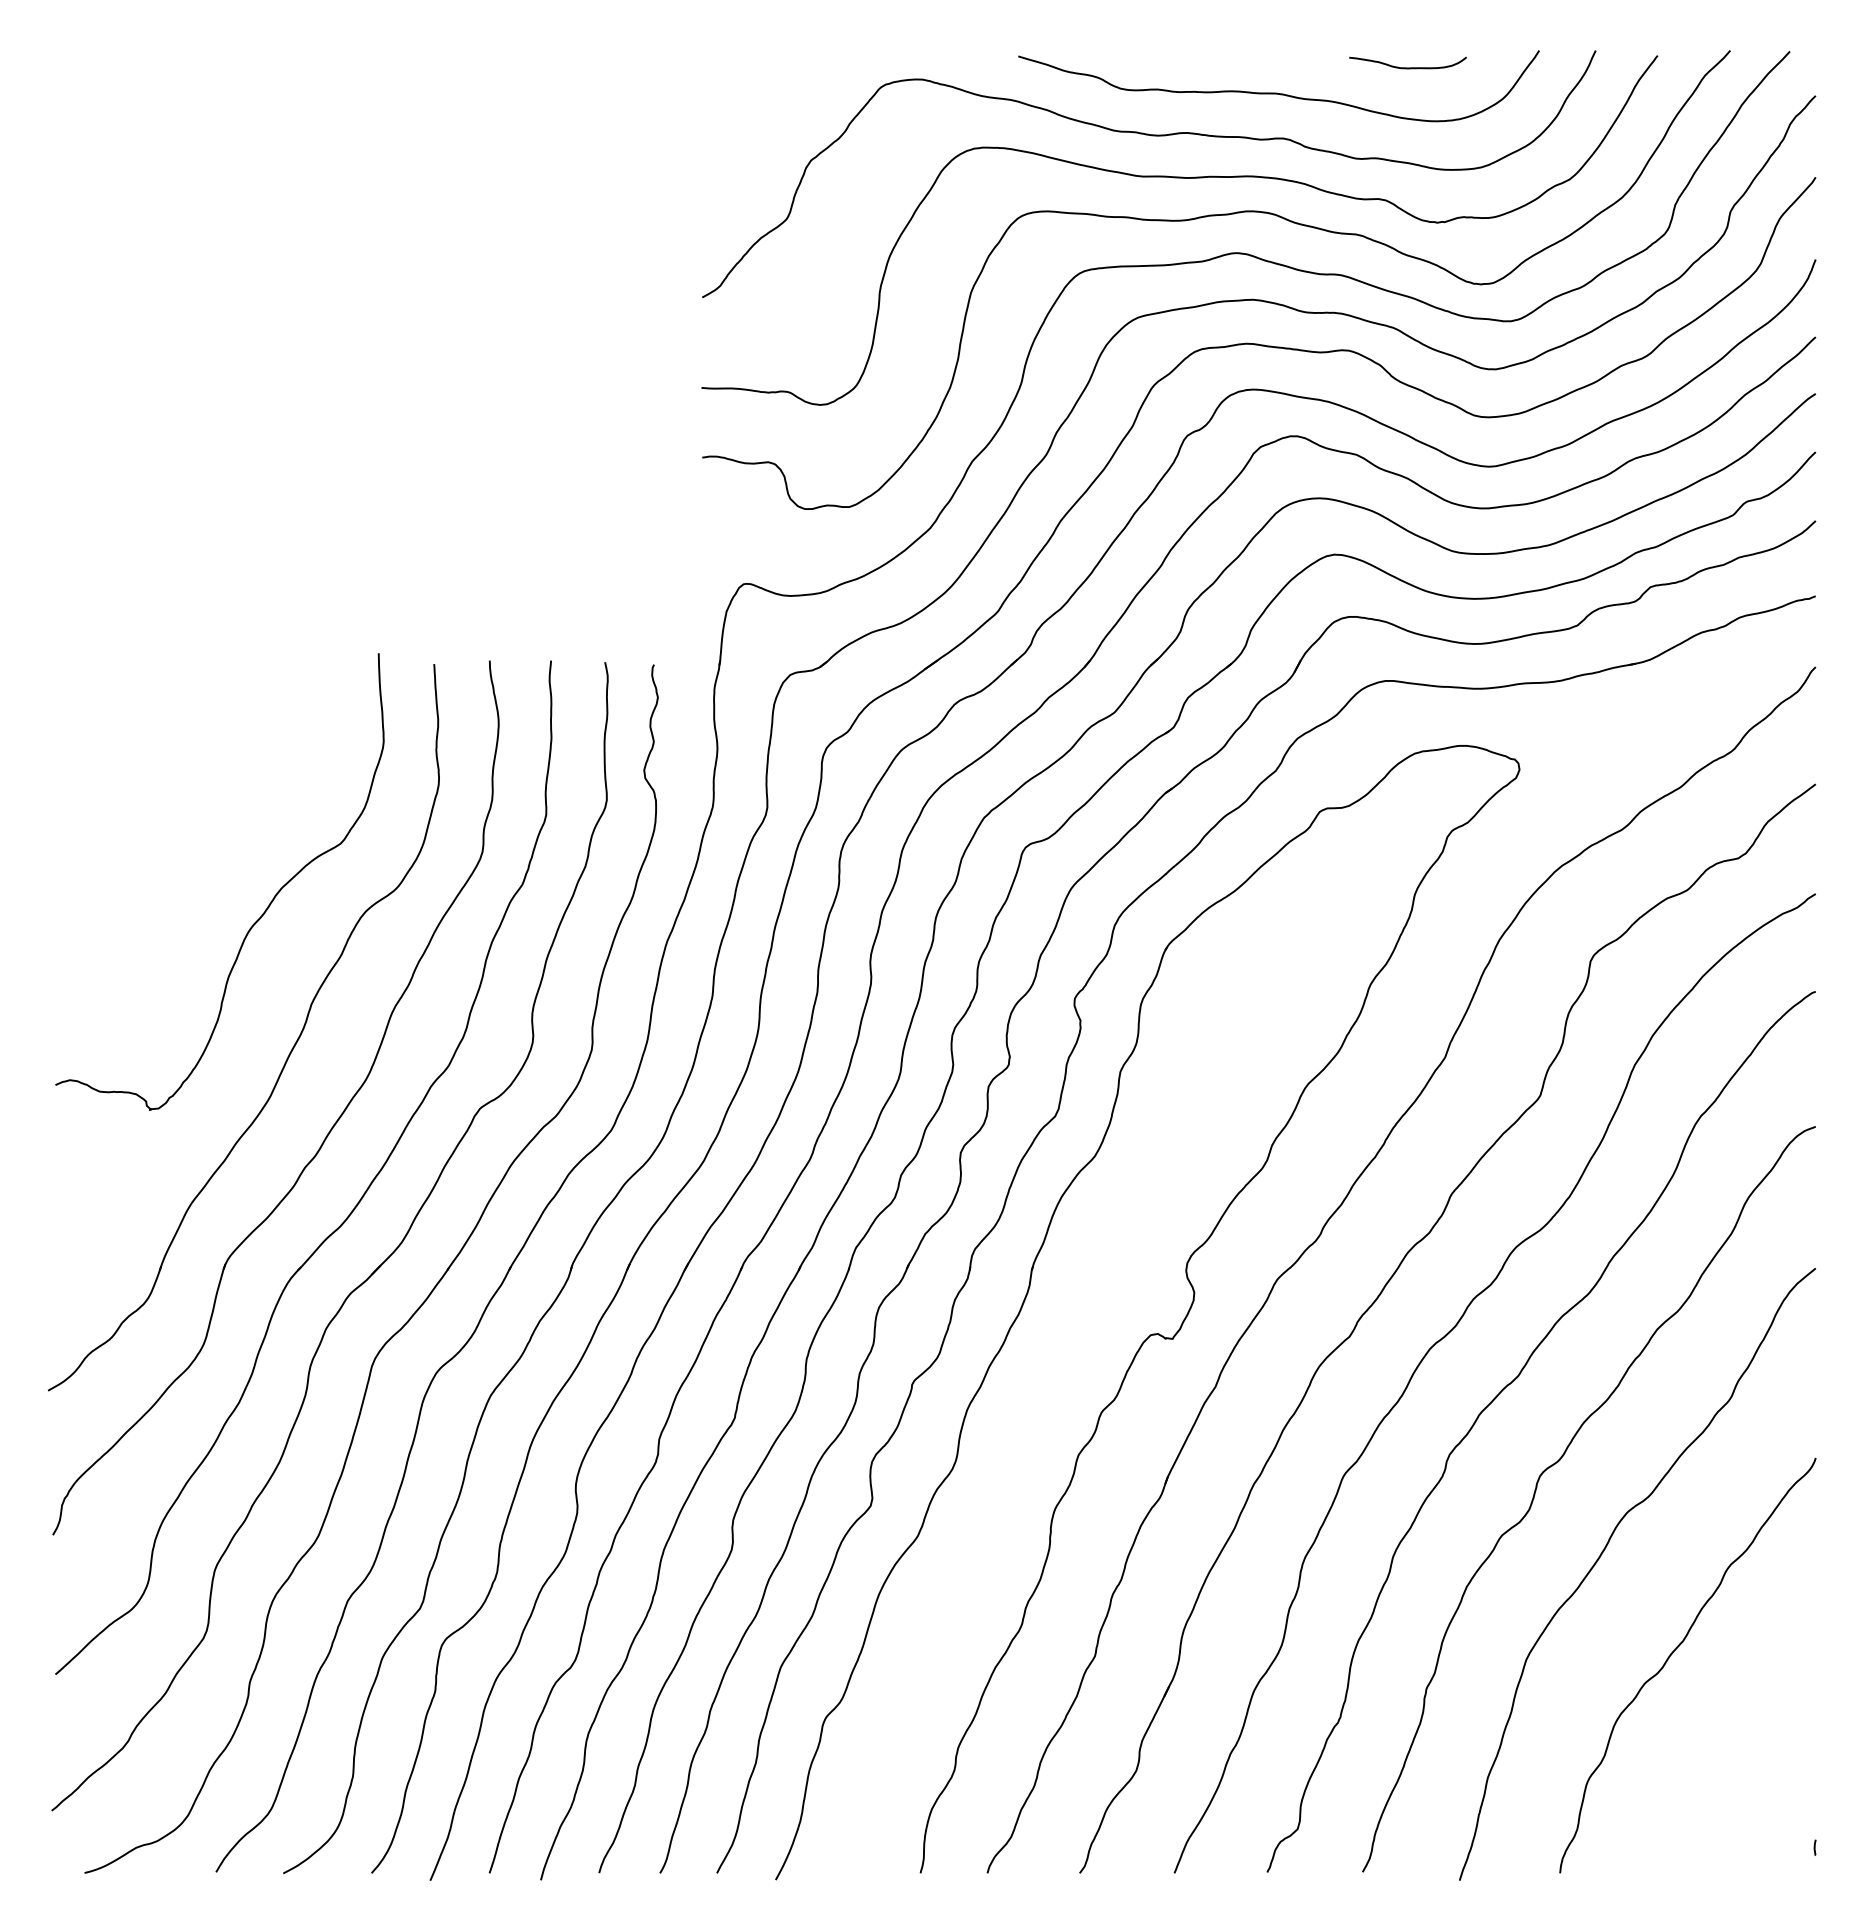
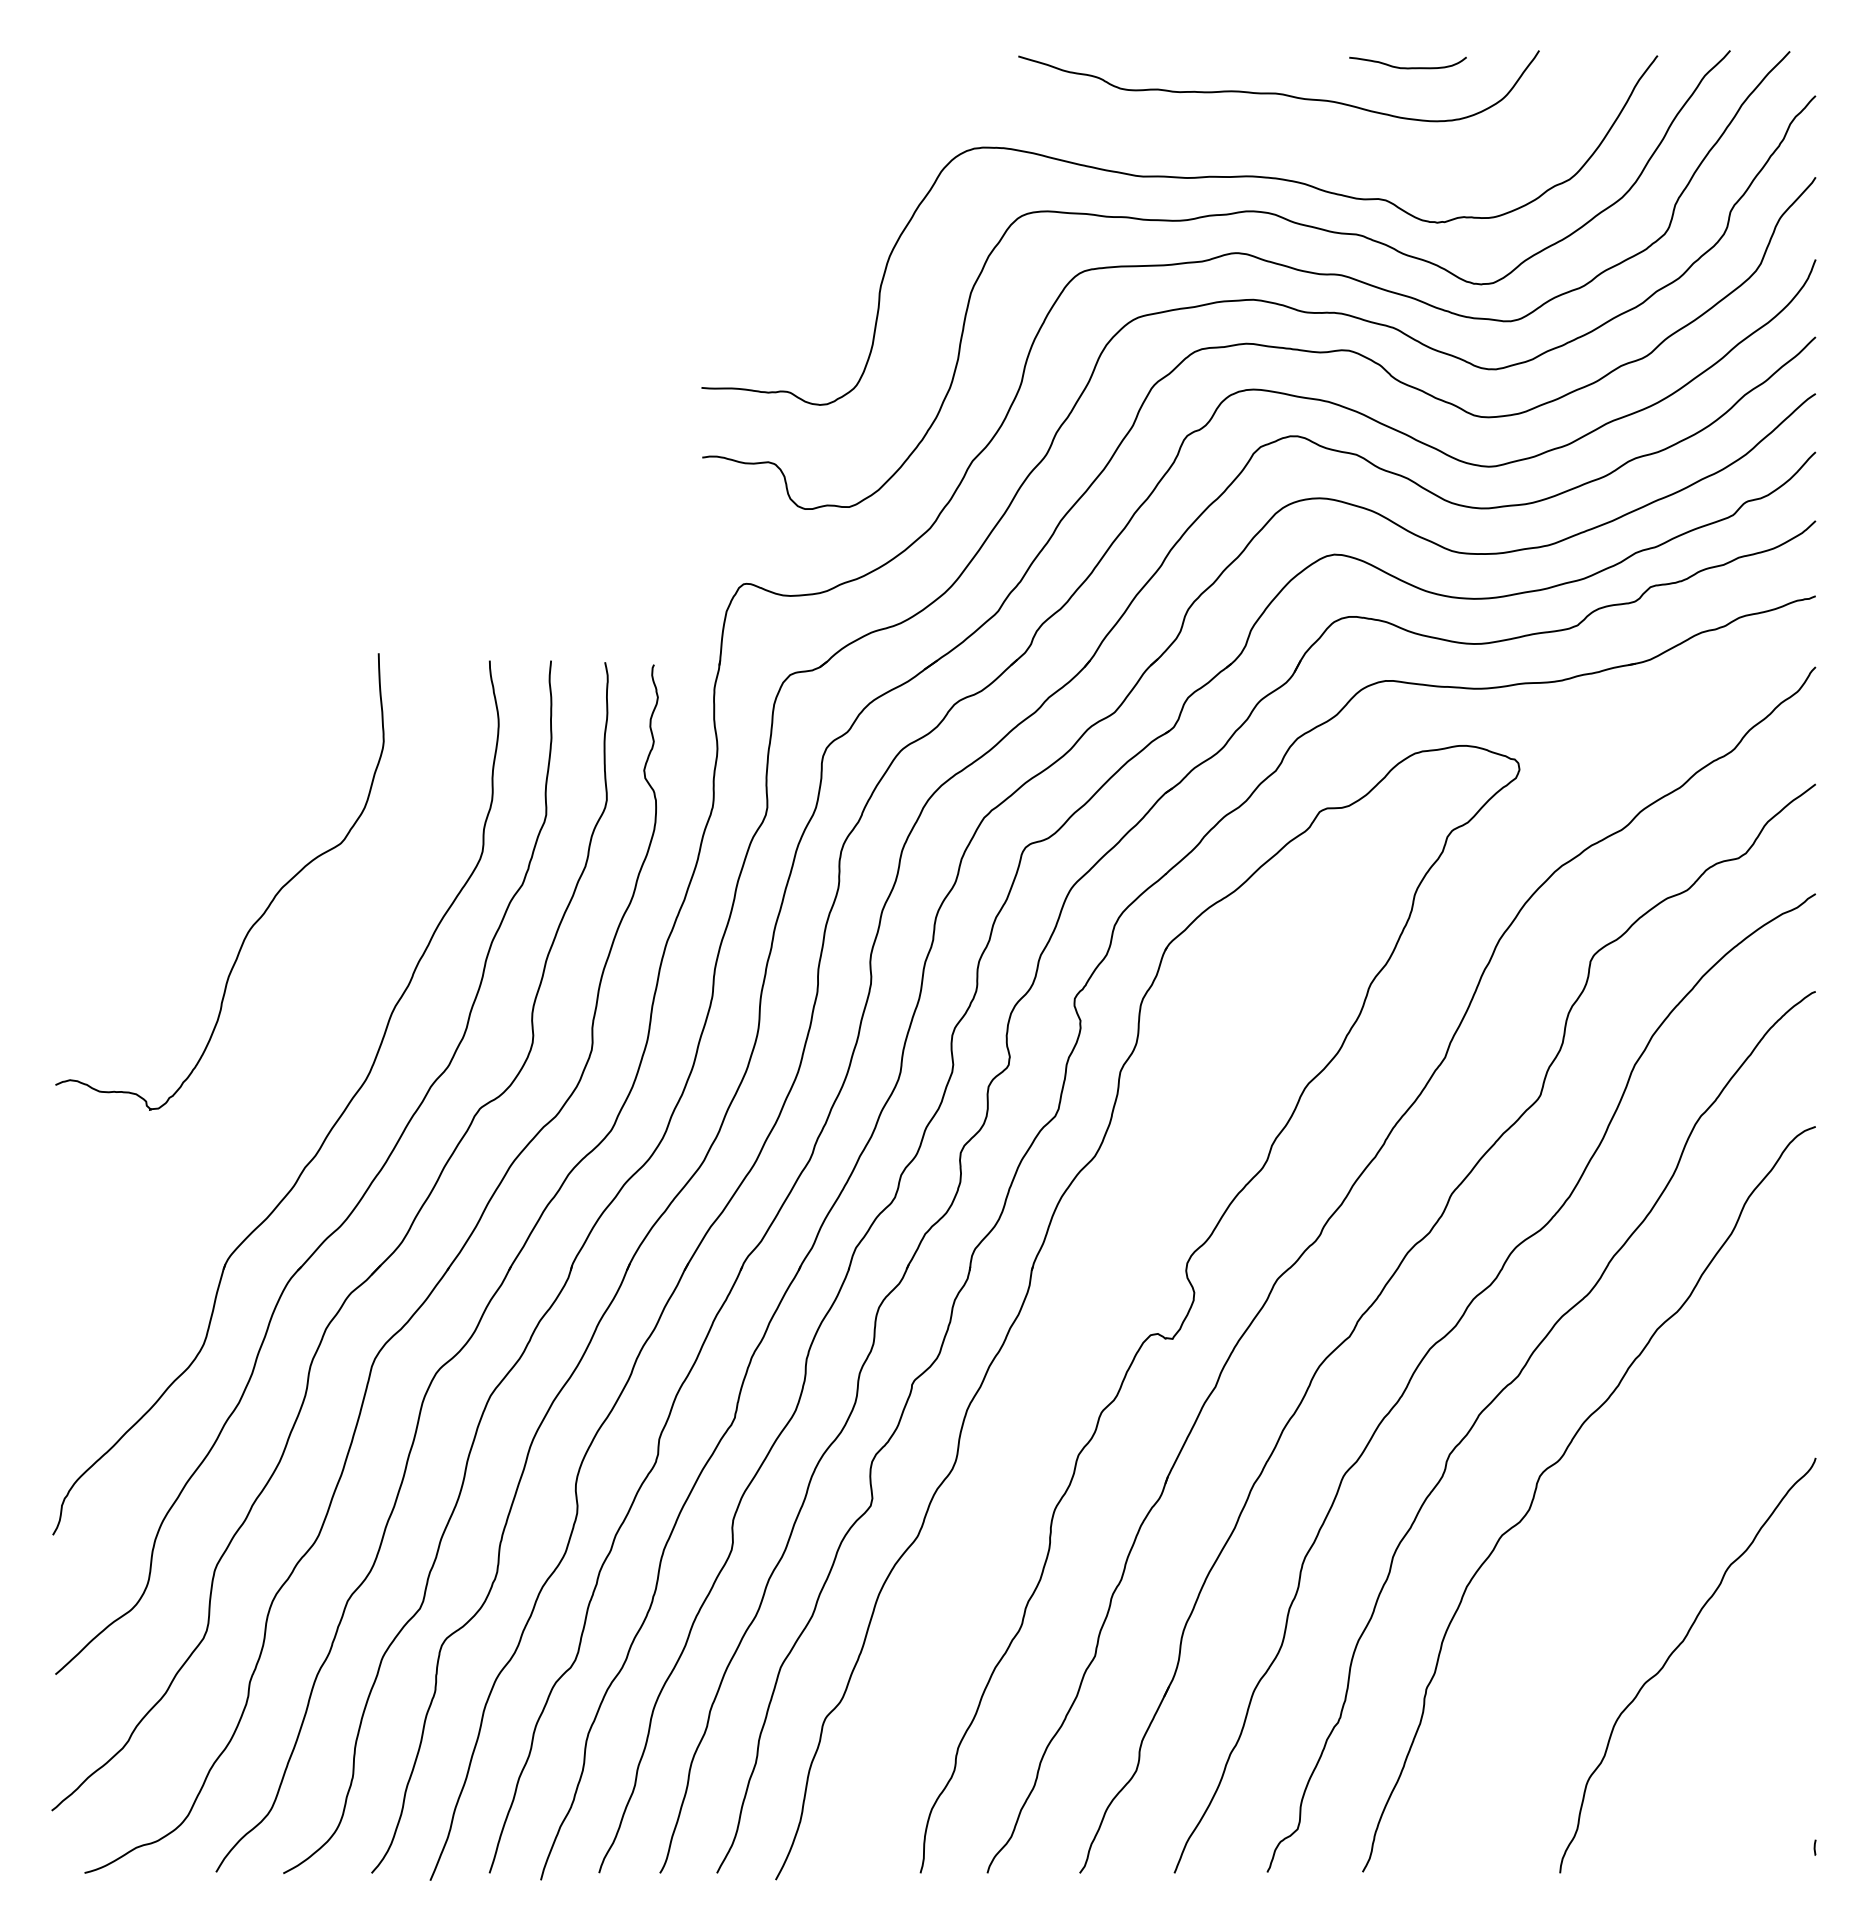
curve: present -> none (1151, 136)
part: present -> none (290, 1050)
curve: present -> none (1604, 1551)
